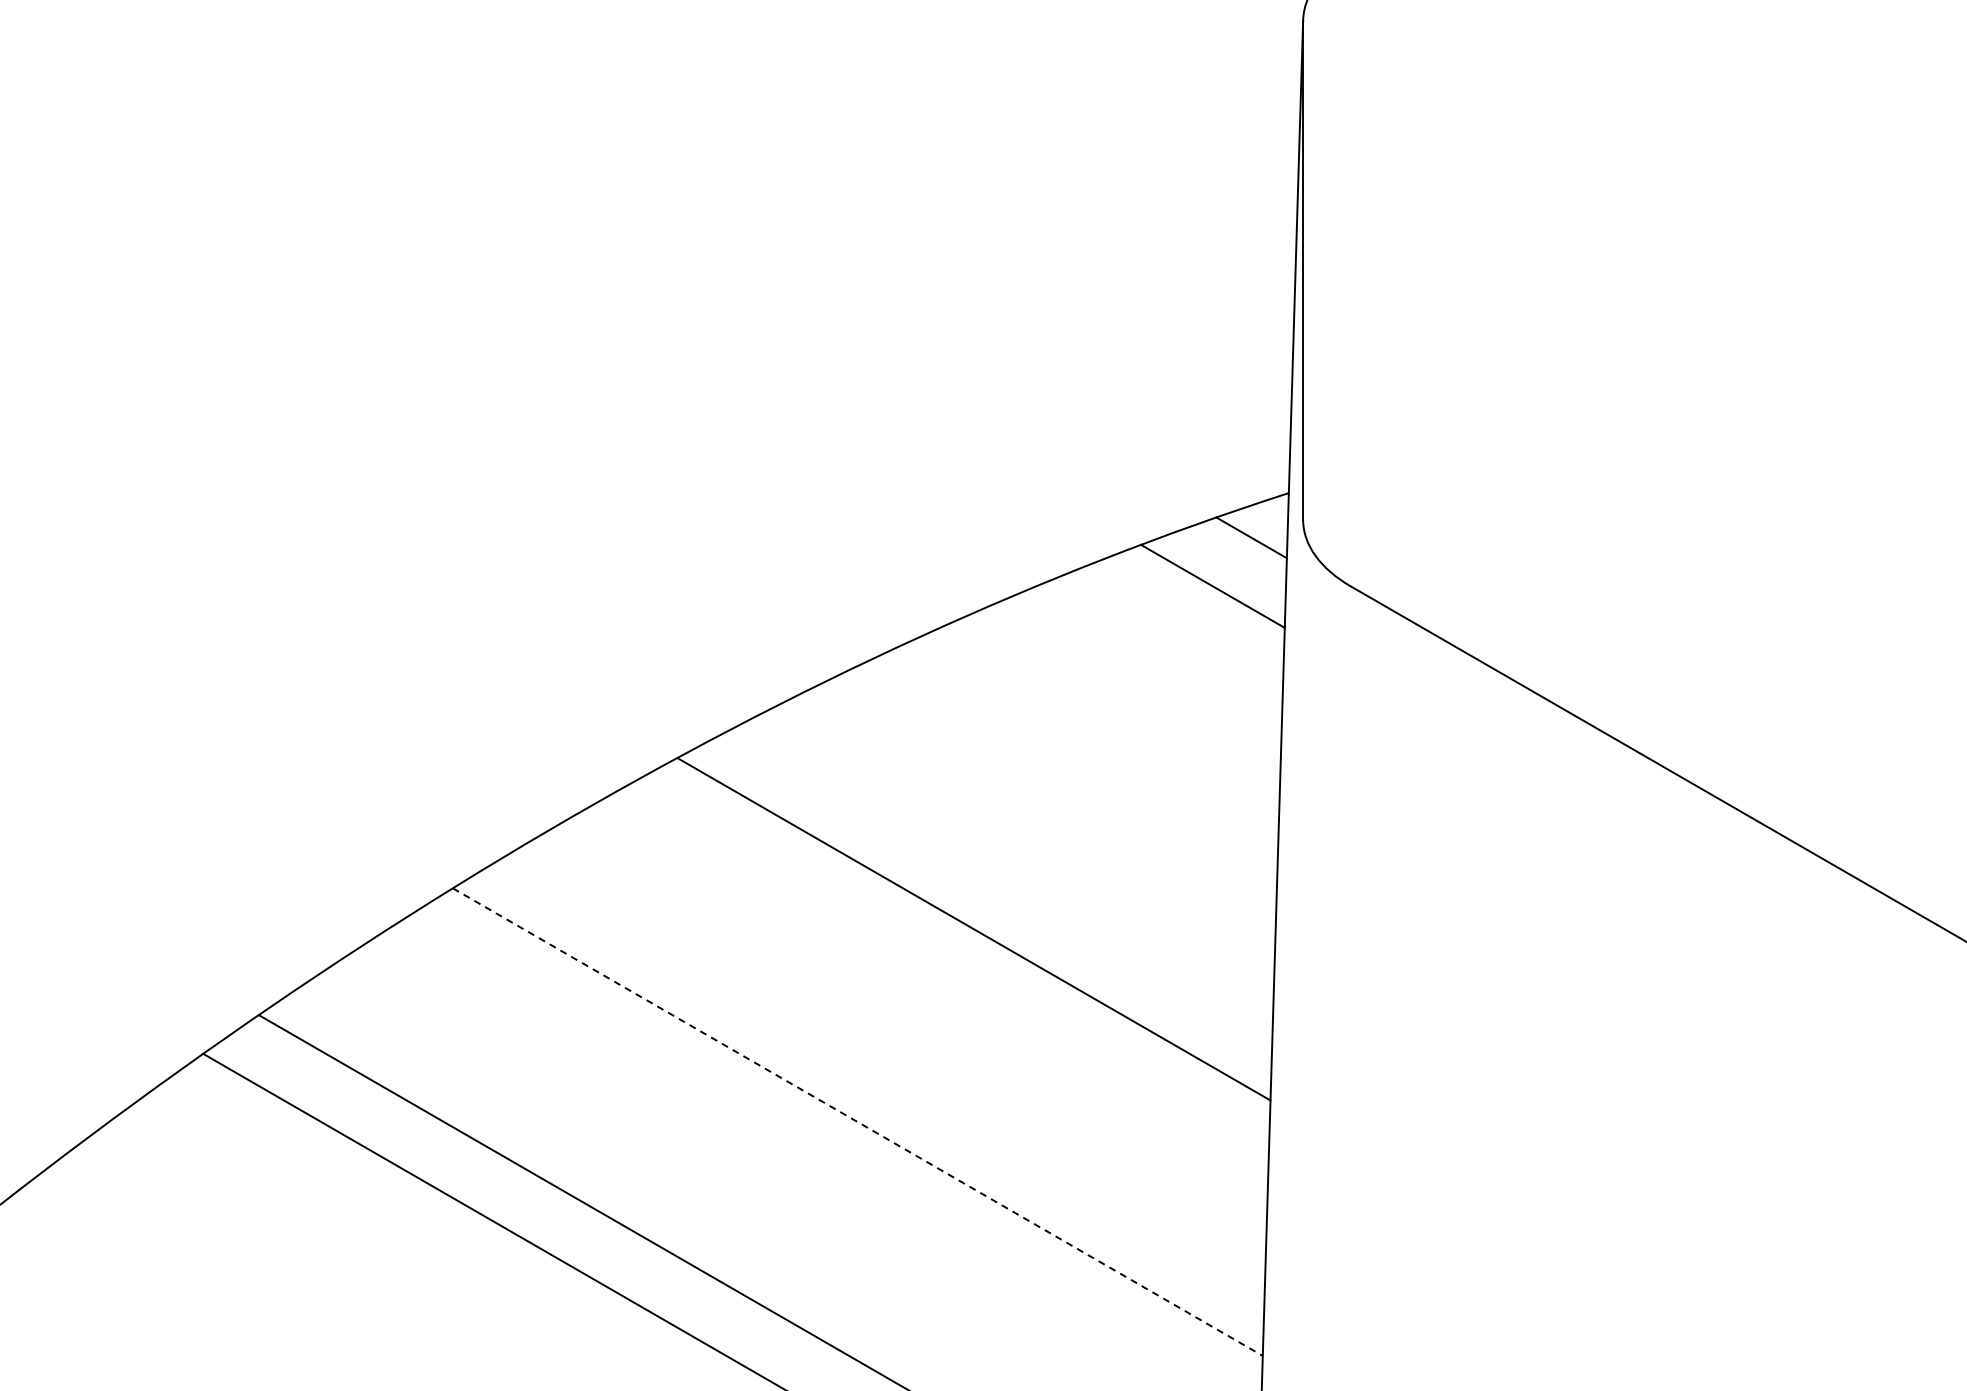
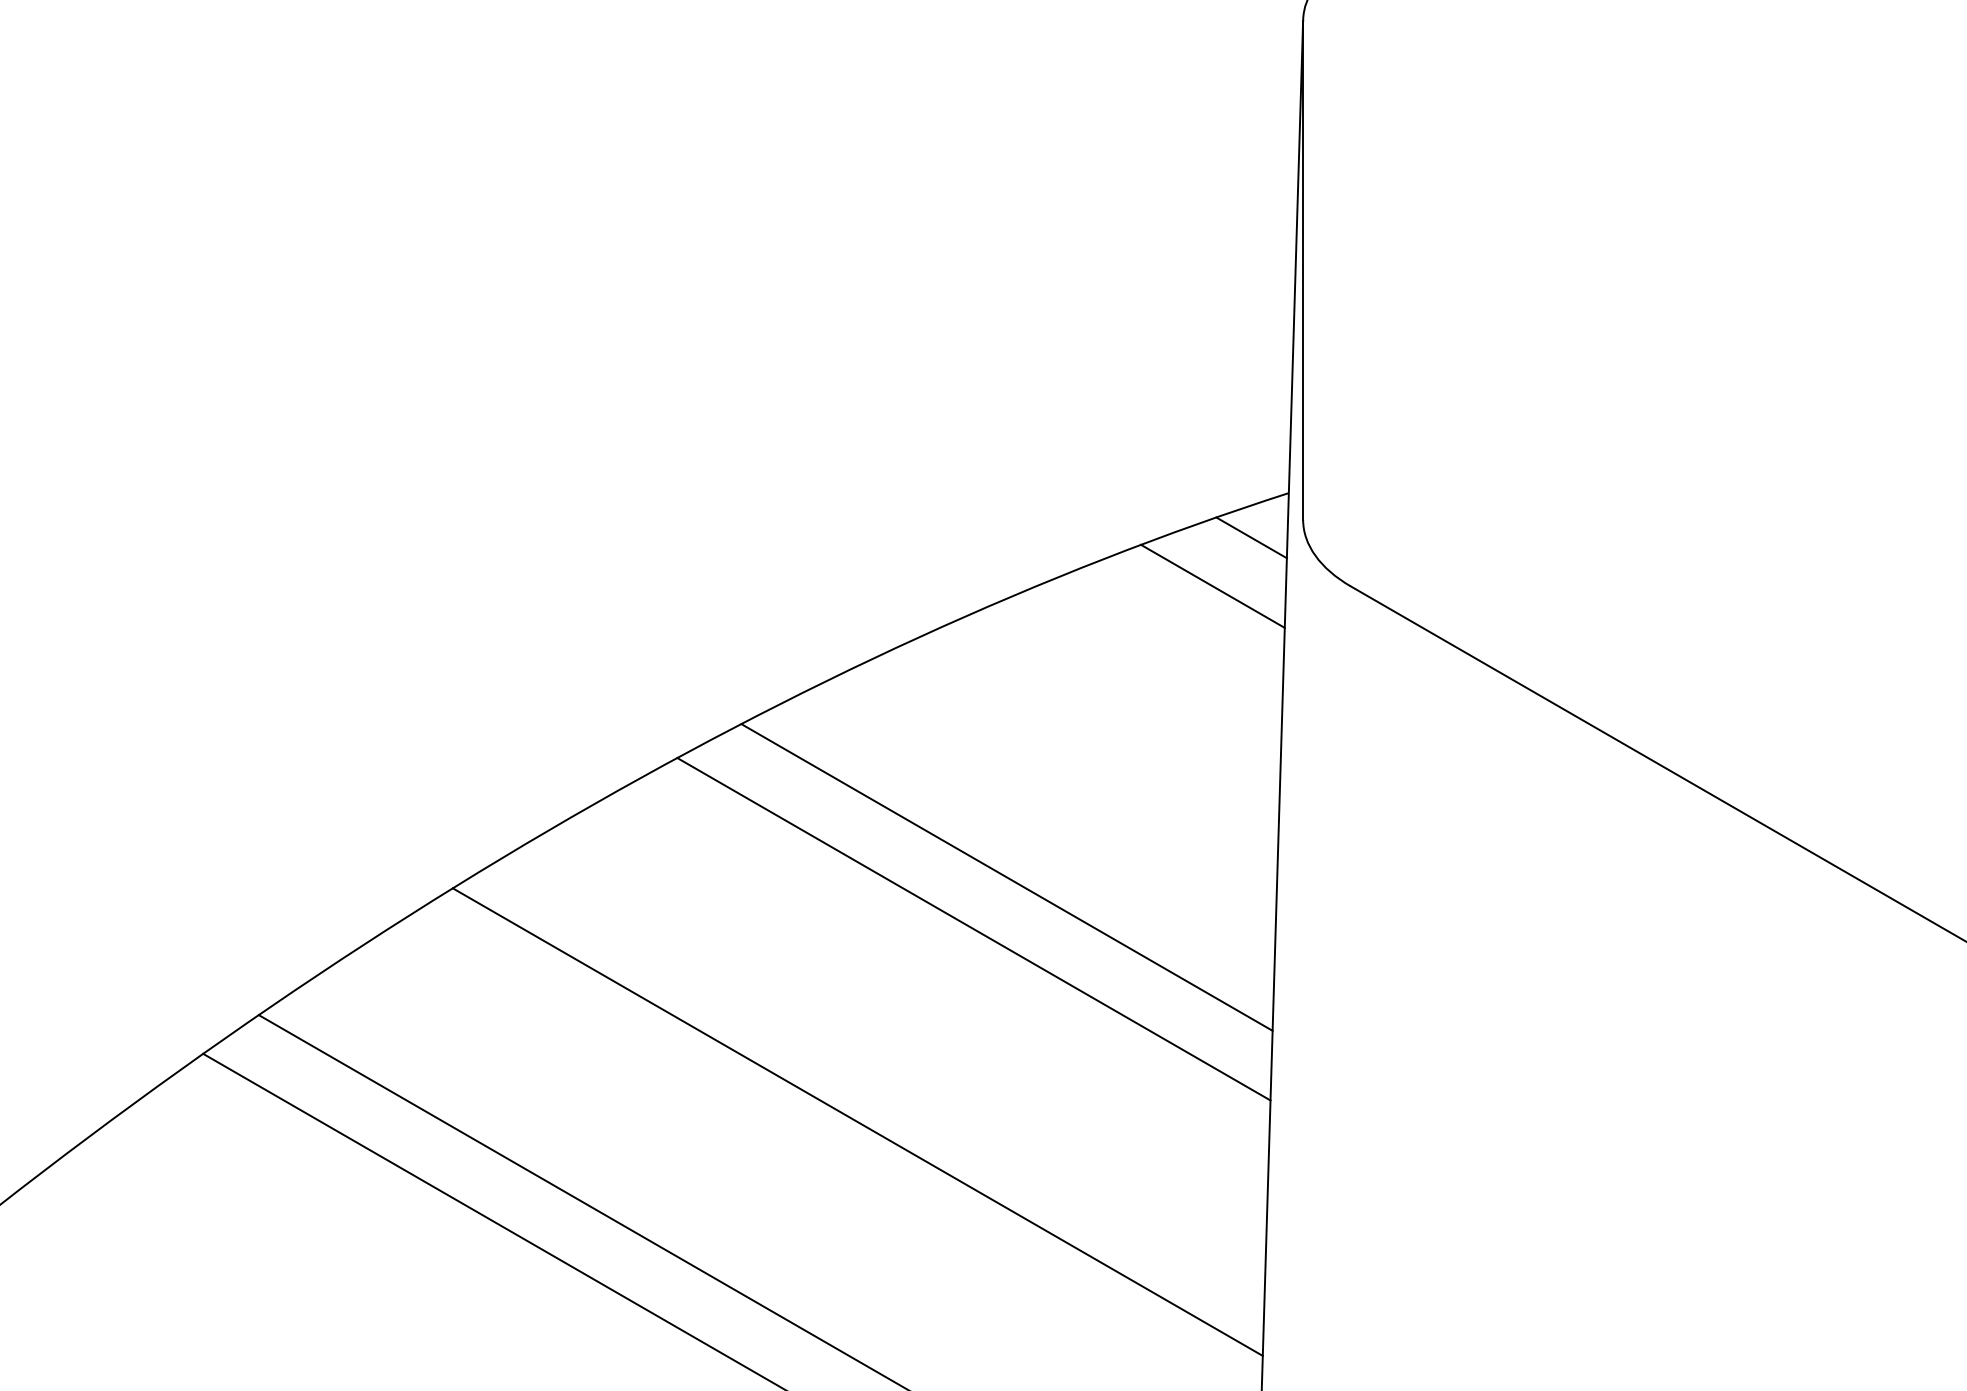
line: none -> present (1006, 877)
line: dashed -> solid (857, 1122)
